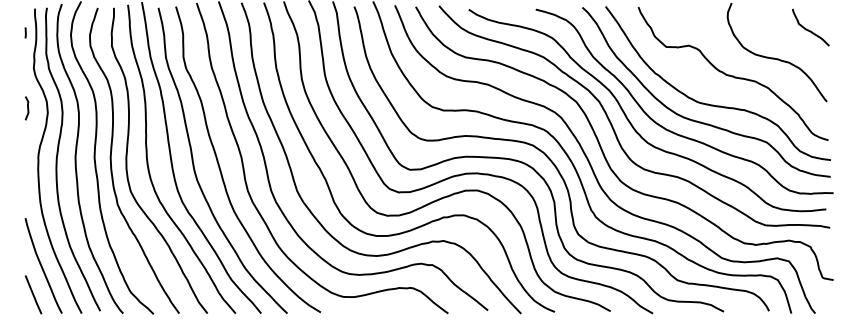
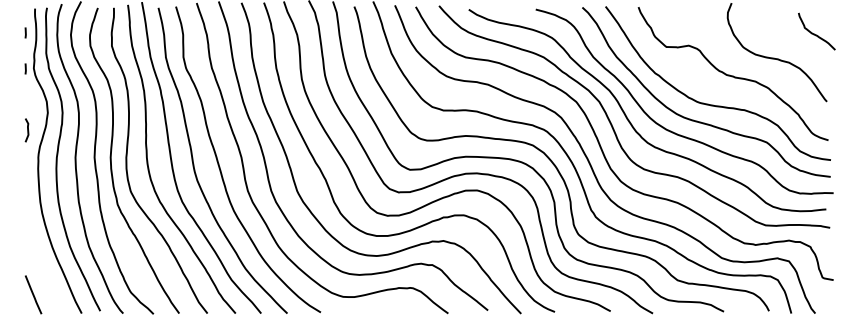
curve position: (808, 29) -> (814, 33) (814, 33)
line: none -> present (25, 68)
line position: (27, 108) -> (27, 130) (27, 130)
curve: present -> none (42, 265)
